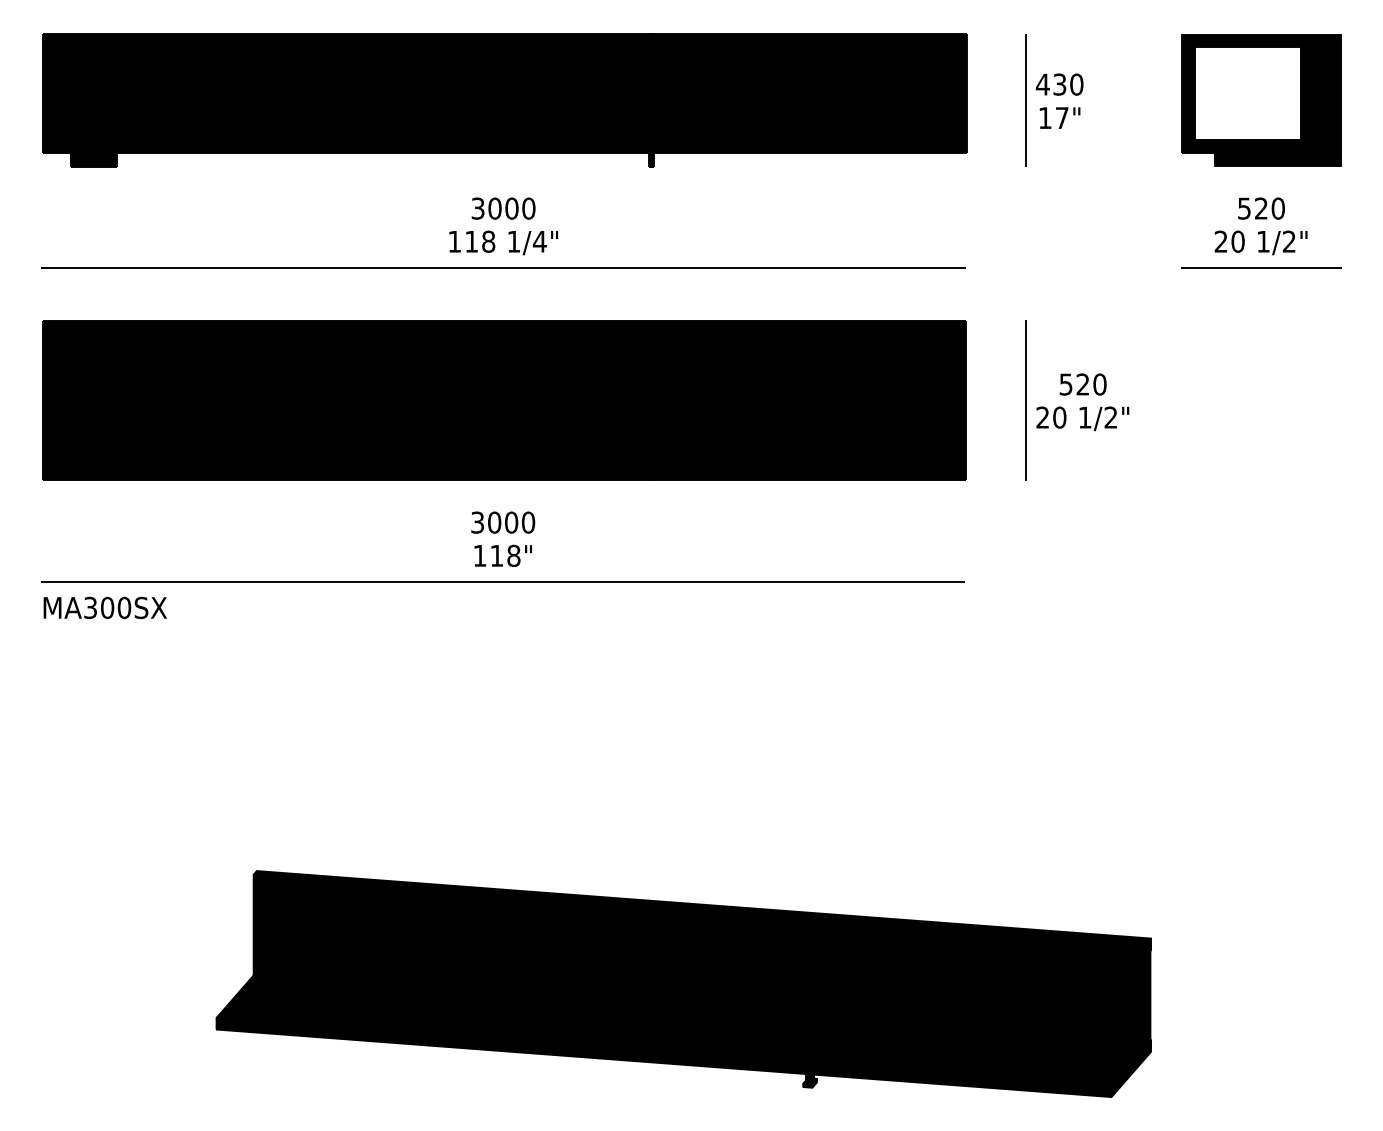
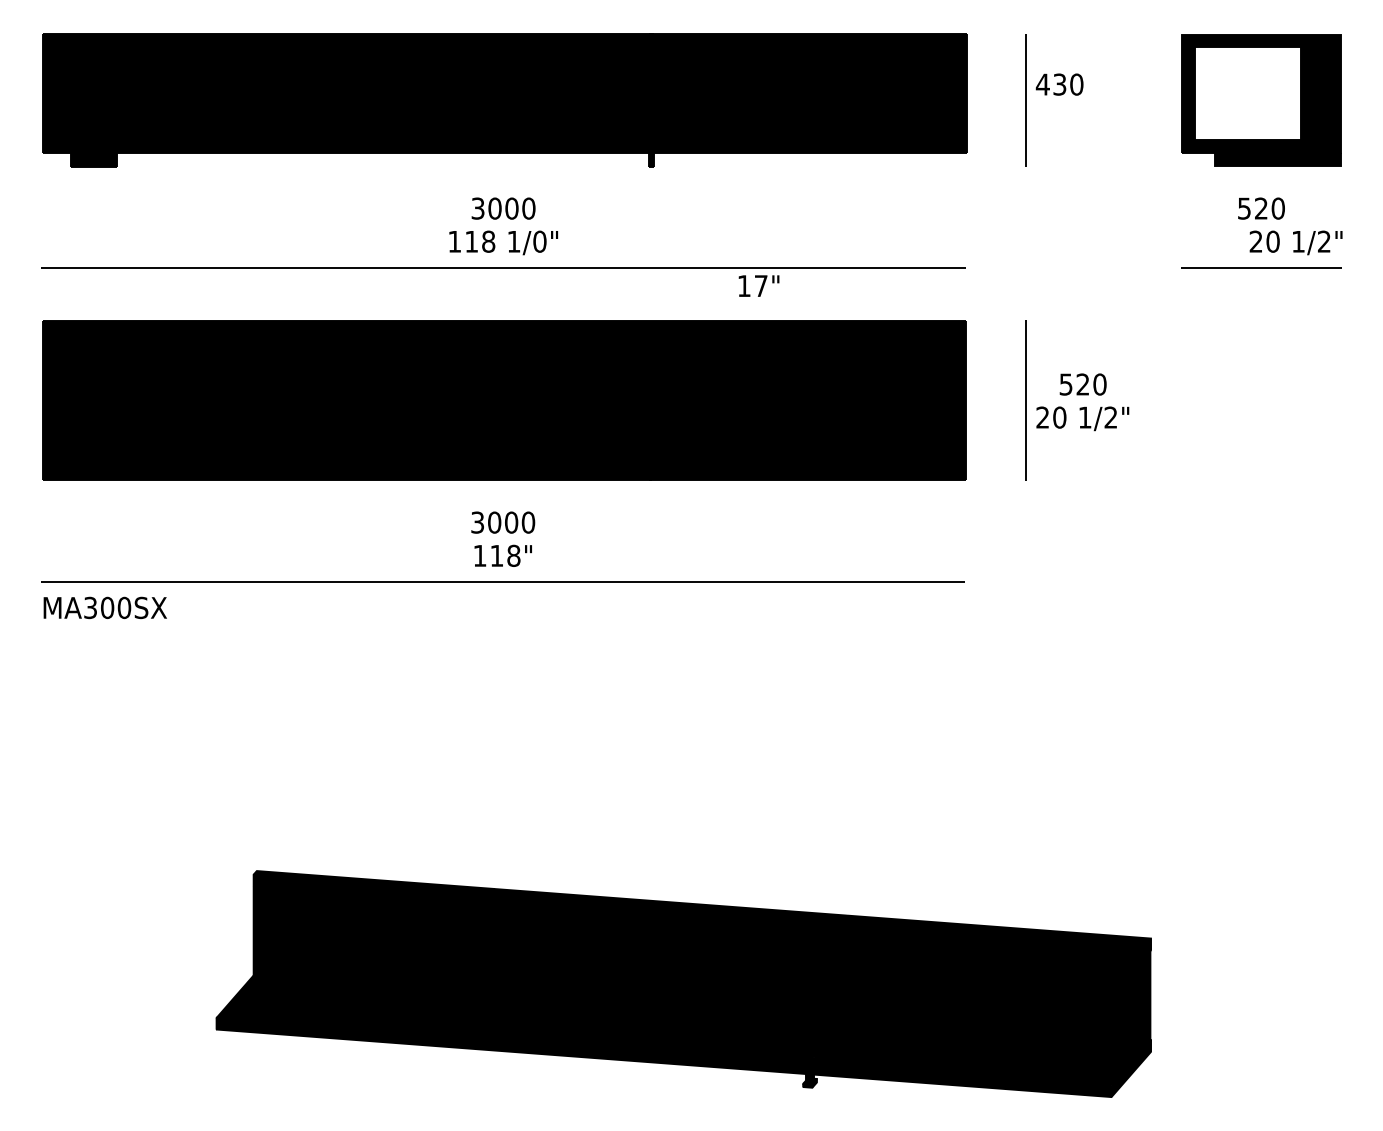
text position: (1059, 117) -> (758, 285) (758, 285)
text: 1/4" -> 1/0" (539, 241)
text position: (1260, 242) -> (1295, 242) (1295, 242)
